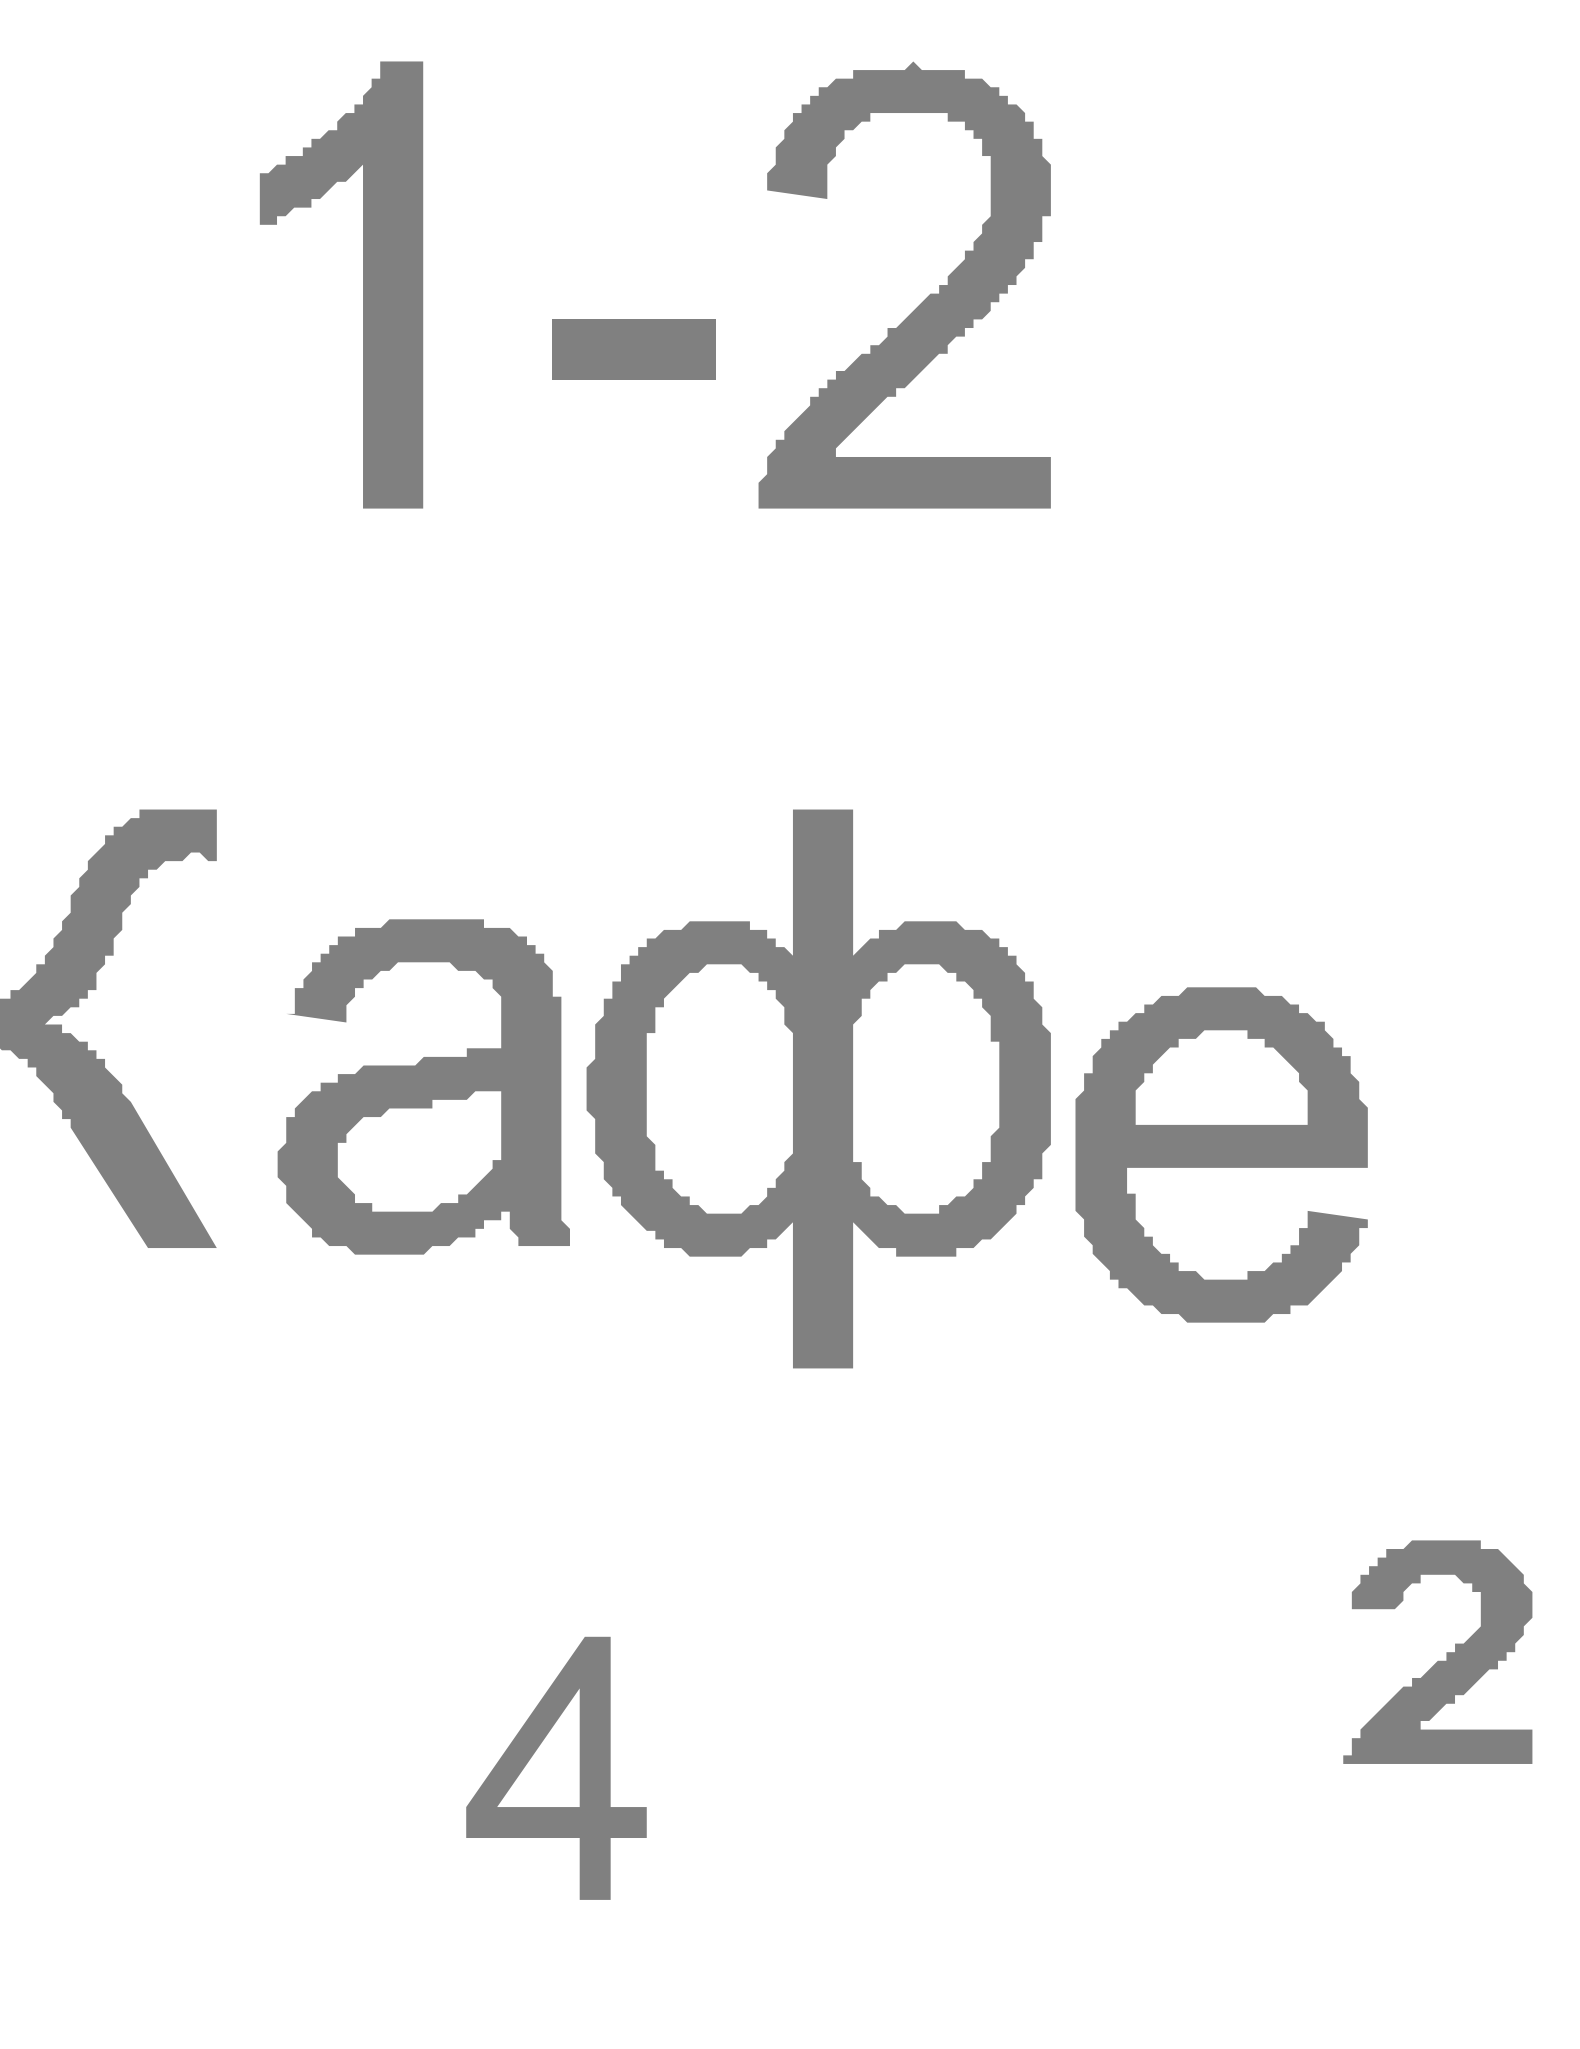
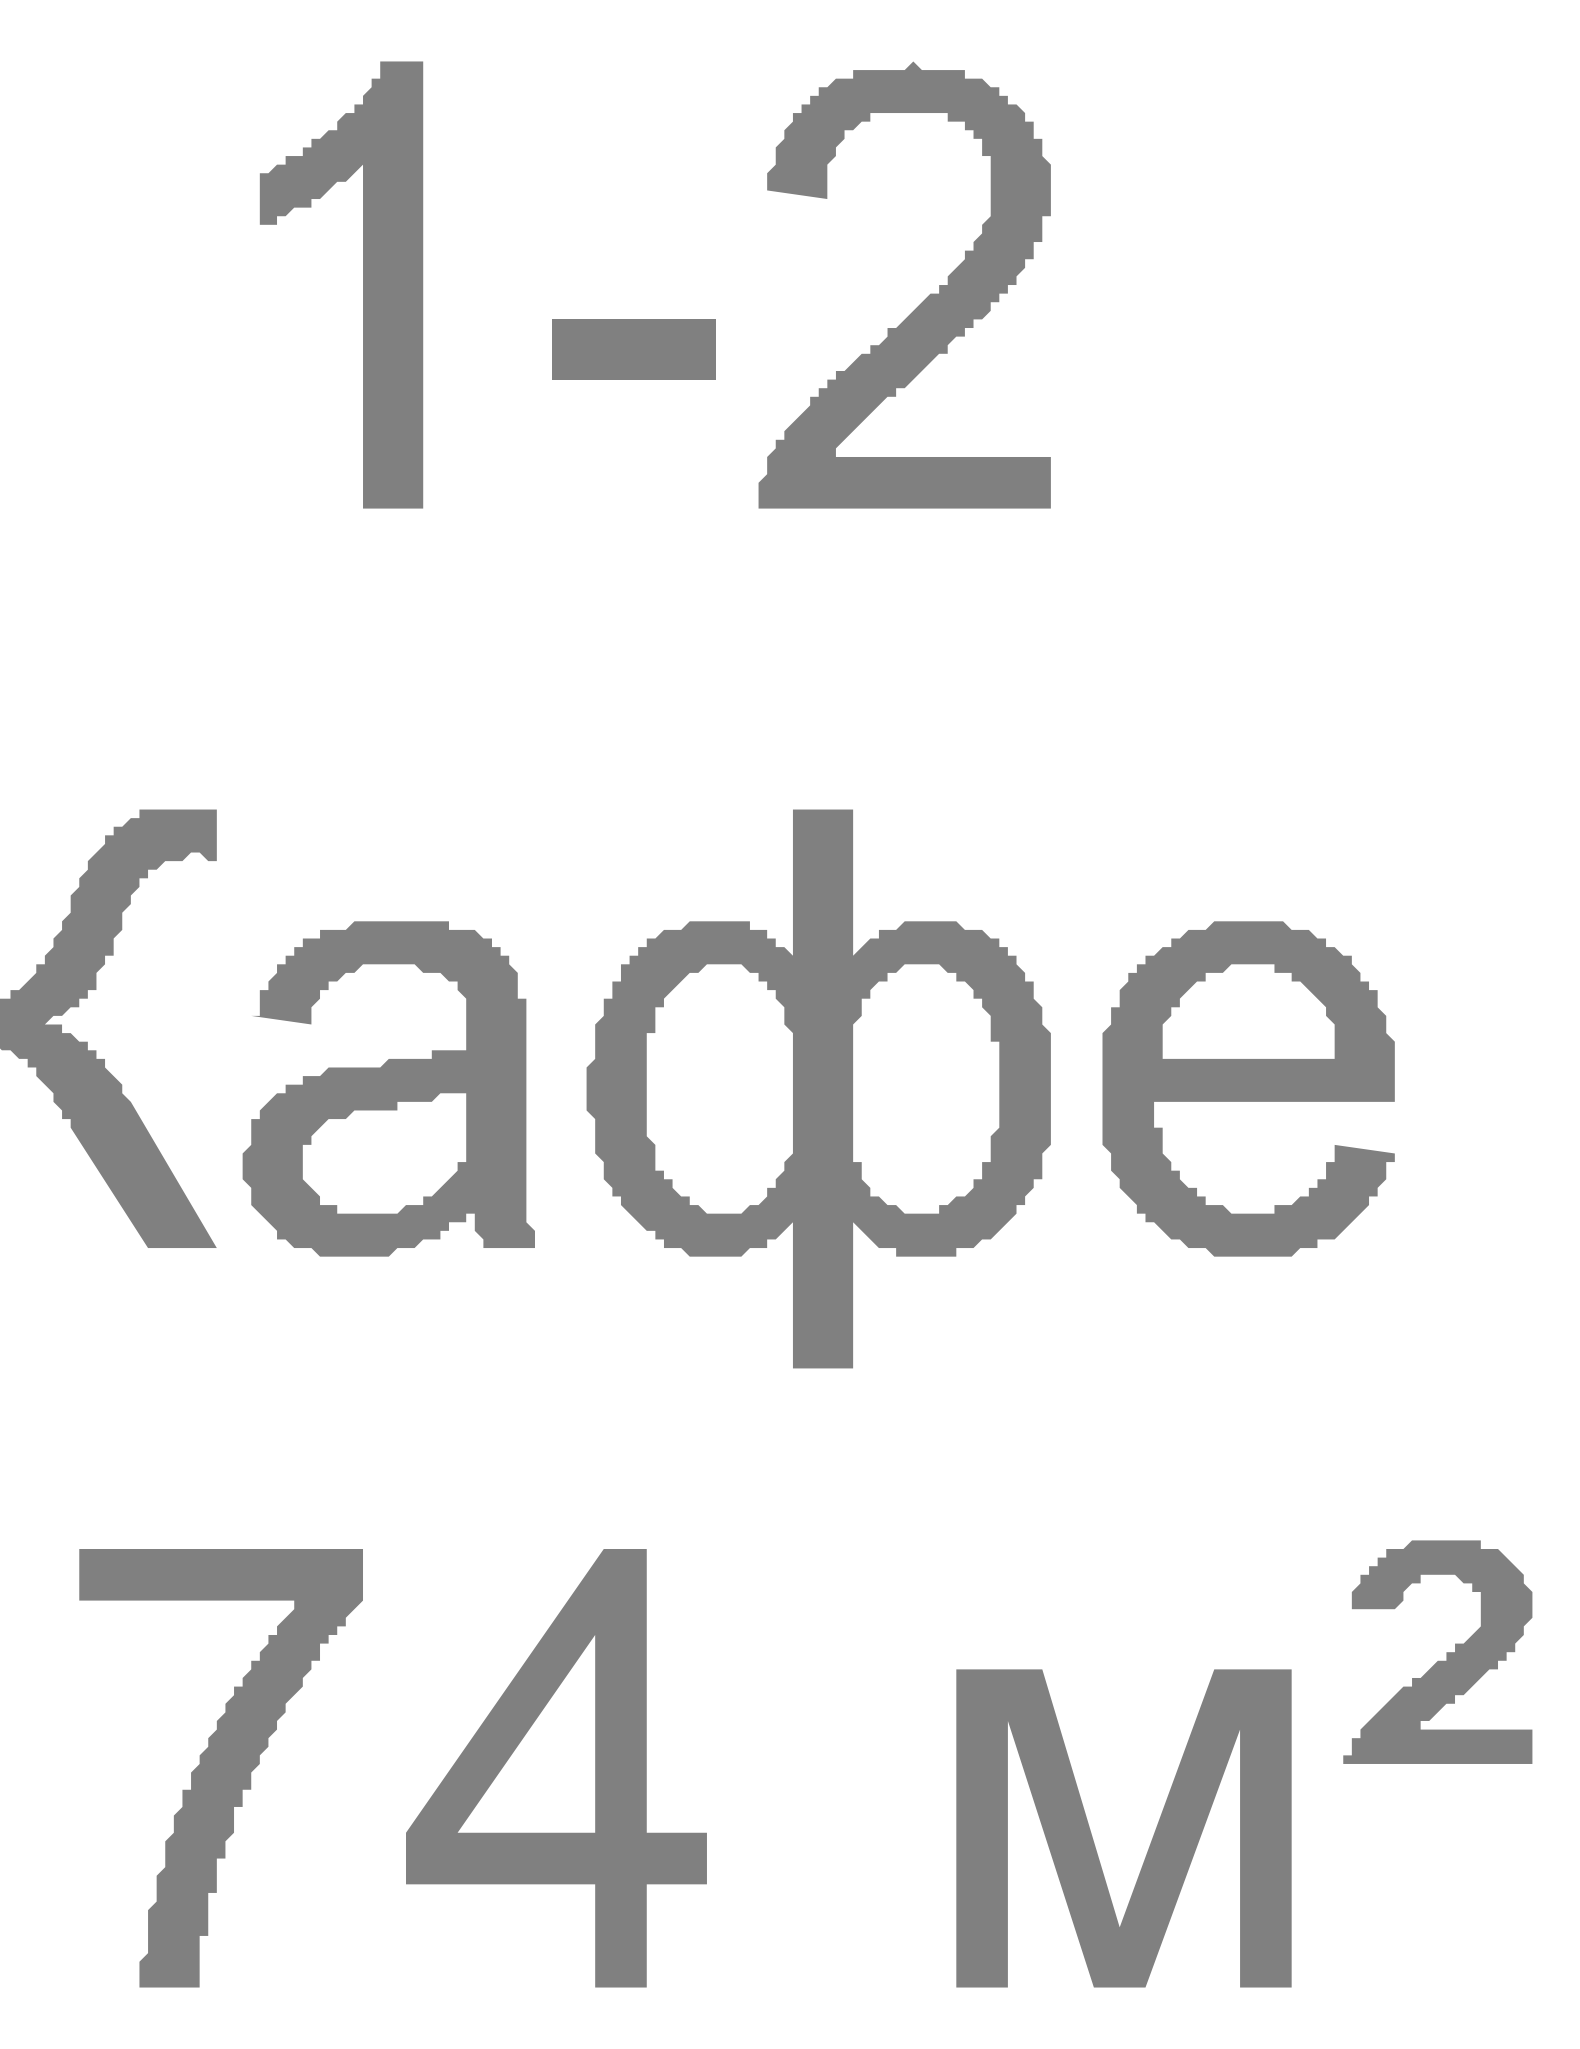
part position: (423, 1086) -> (388, 1088) (388, 1088)
part position: (1221, 1154) -> (1248, 1088) (1248, 1088)
fill: none -> present (221, 1768)
part size: 181x263 px -> 301x439 px (556, 1768)
fill: none -> present (1123, 1828)
